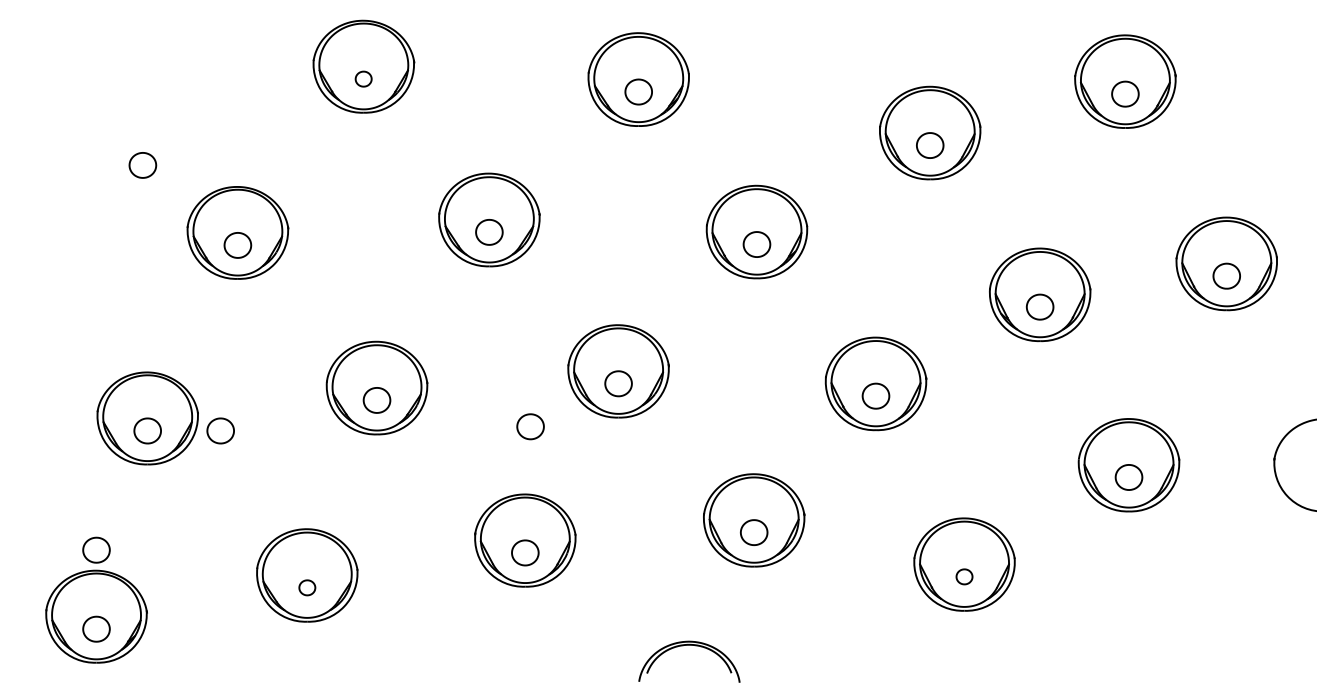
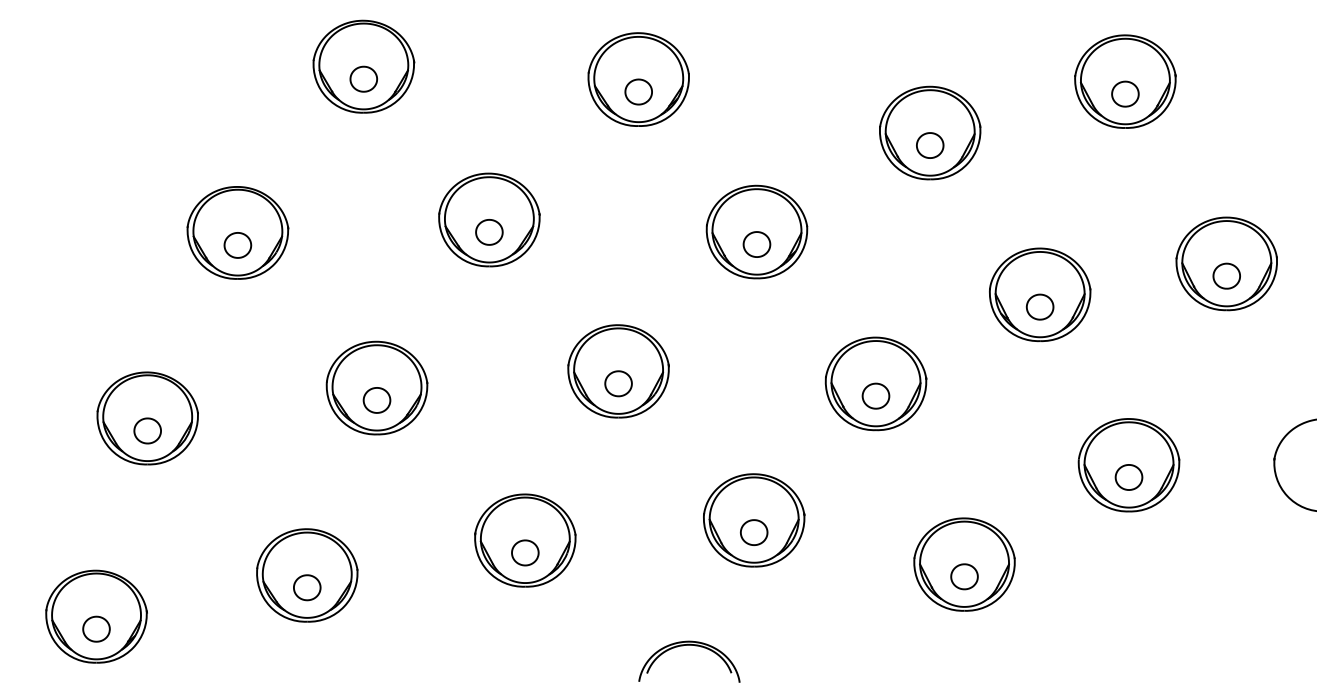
part size: 19x18 px -> 29x28 px (363, 78)
part: present -> none (142, 165)
part: present -> none (530, 426)
part: present -> none (220, 430)
part: present -> none (96, 549)
part size: 19x18 px -> 29x28 px (964, 576)
part size: 19x18 px -> 29x28 px (307, 587)
